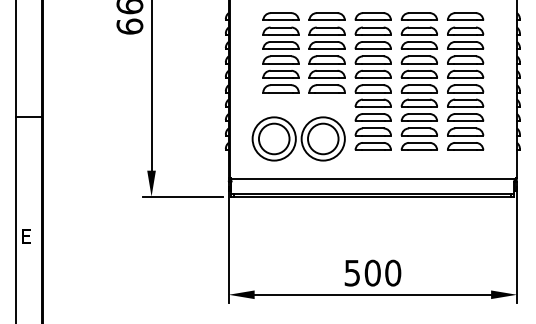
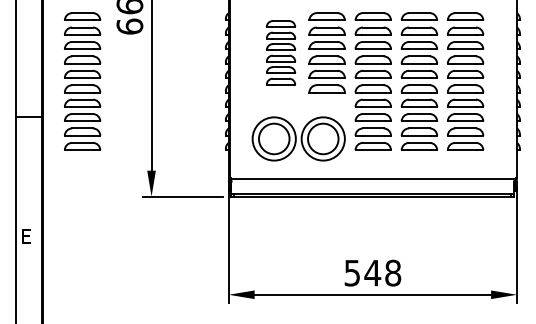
part size: 38x82 px -> 31x66 px (281, 52)
part: none -> present (82, 81)
text: 500 -> 548 (382, 272)
